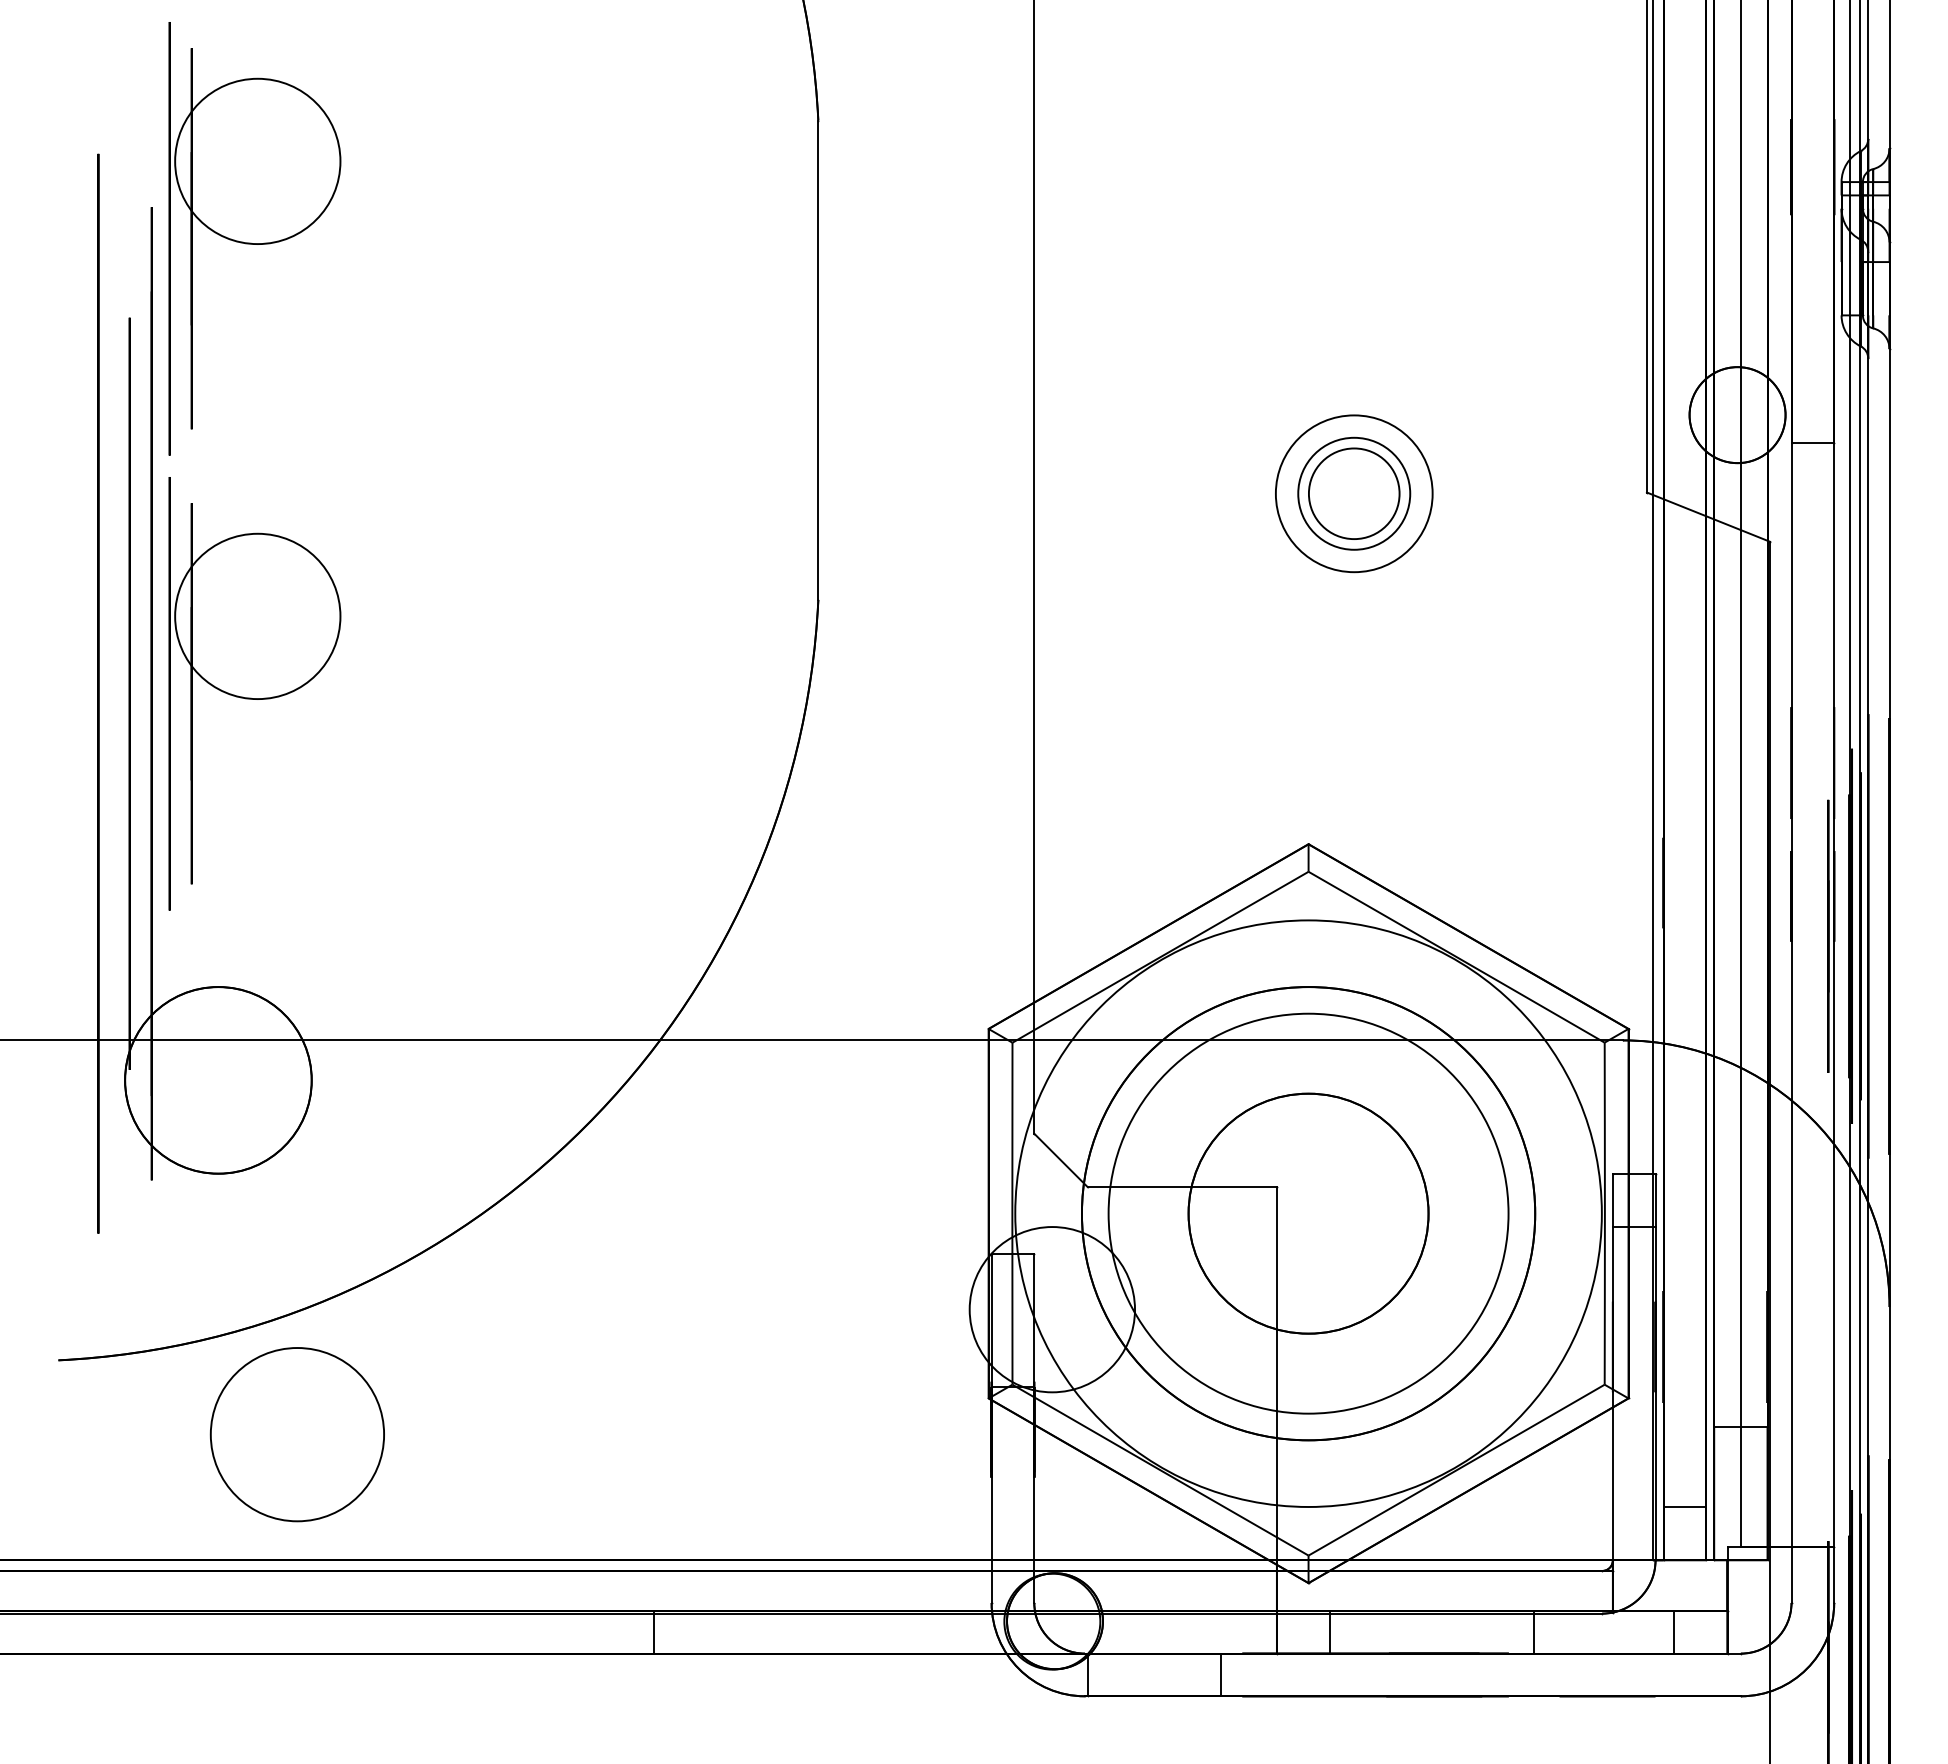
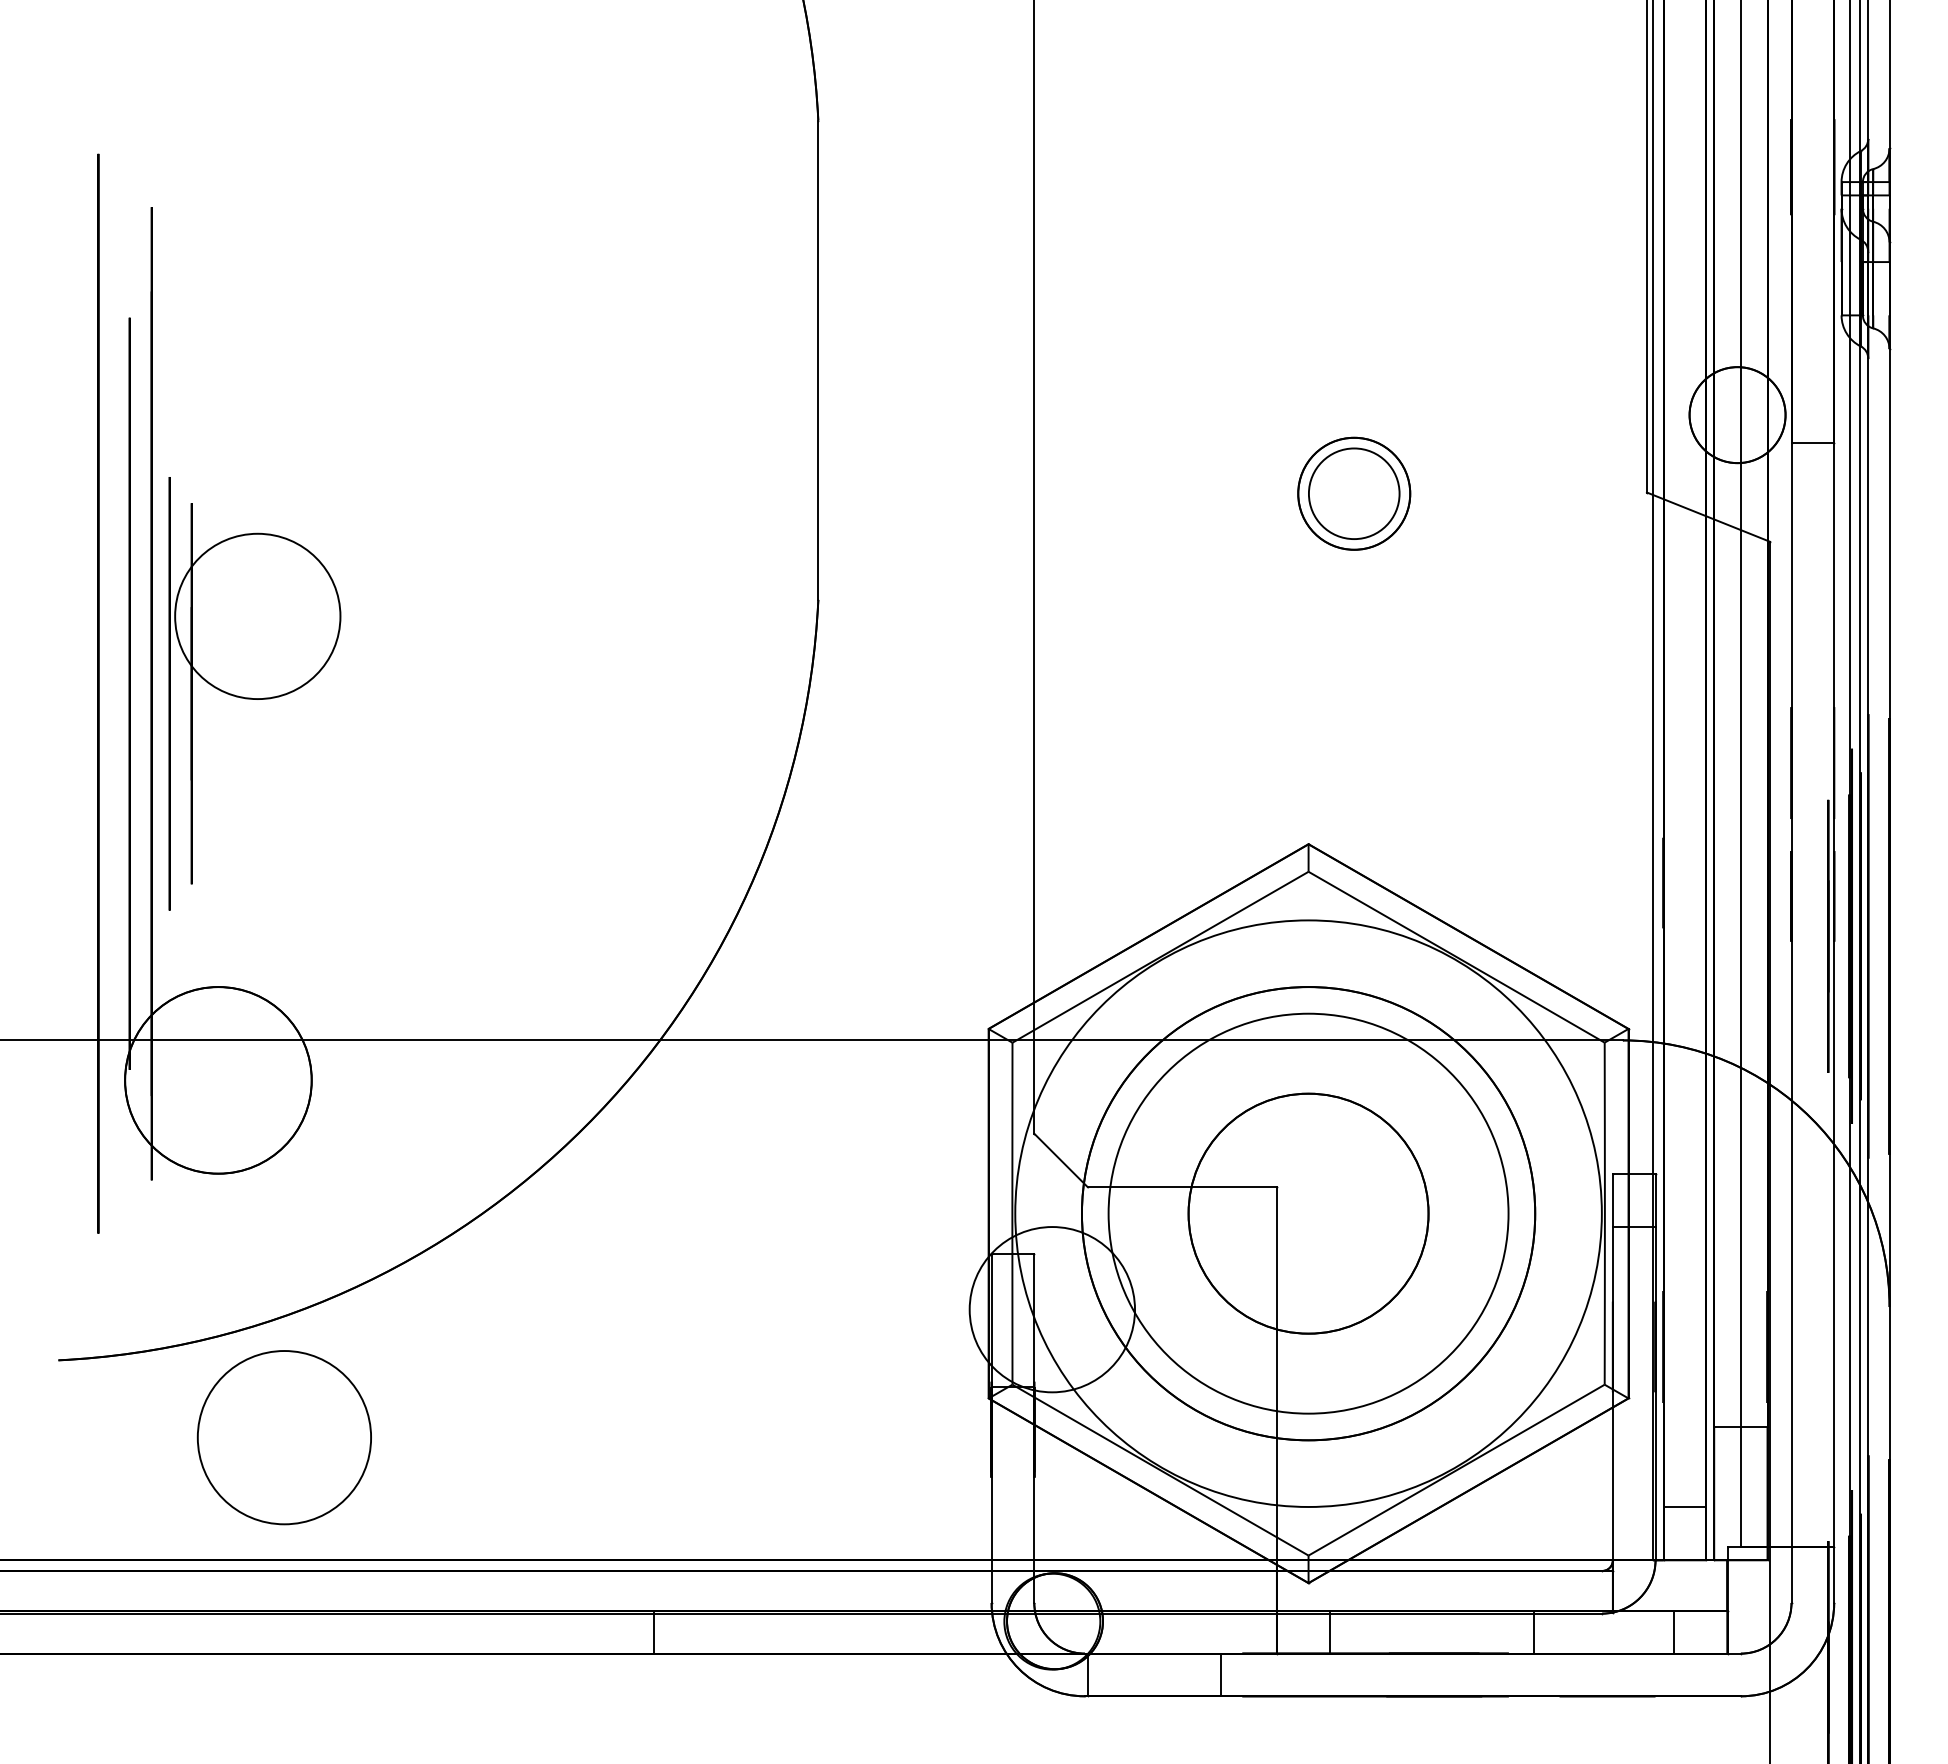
part: present -> none (254, 238)
circle diameter: 157 px -> 112 px (1354, 493)
circle position: (296, 1434) -> (283, 1437) (283, 1437)
